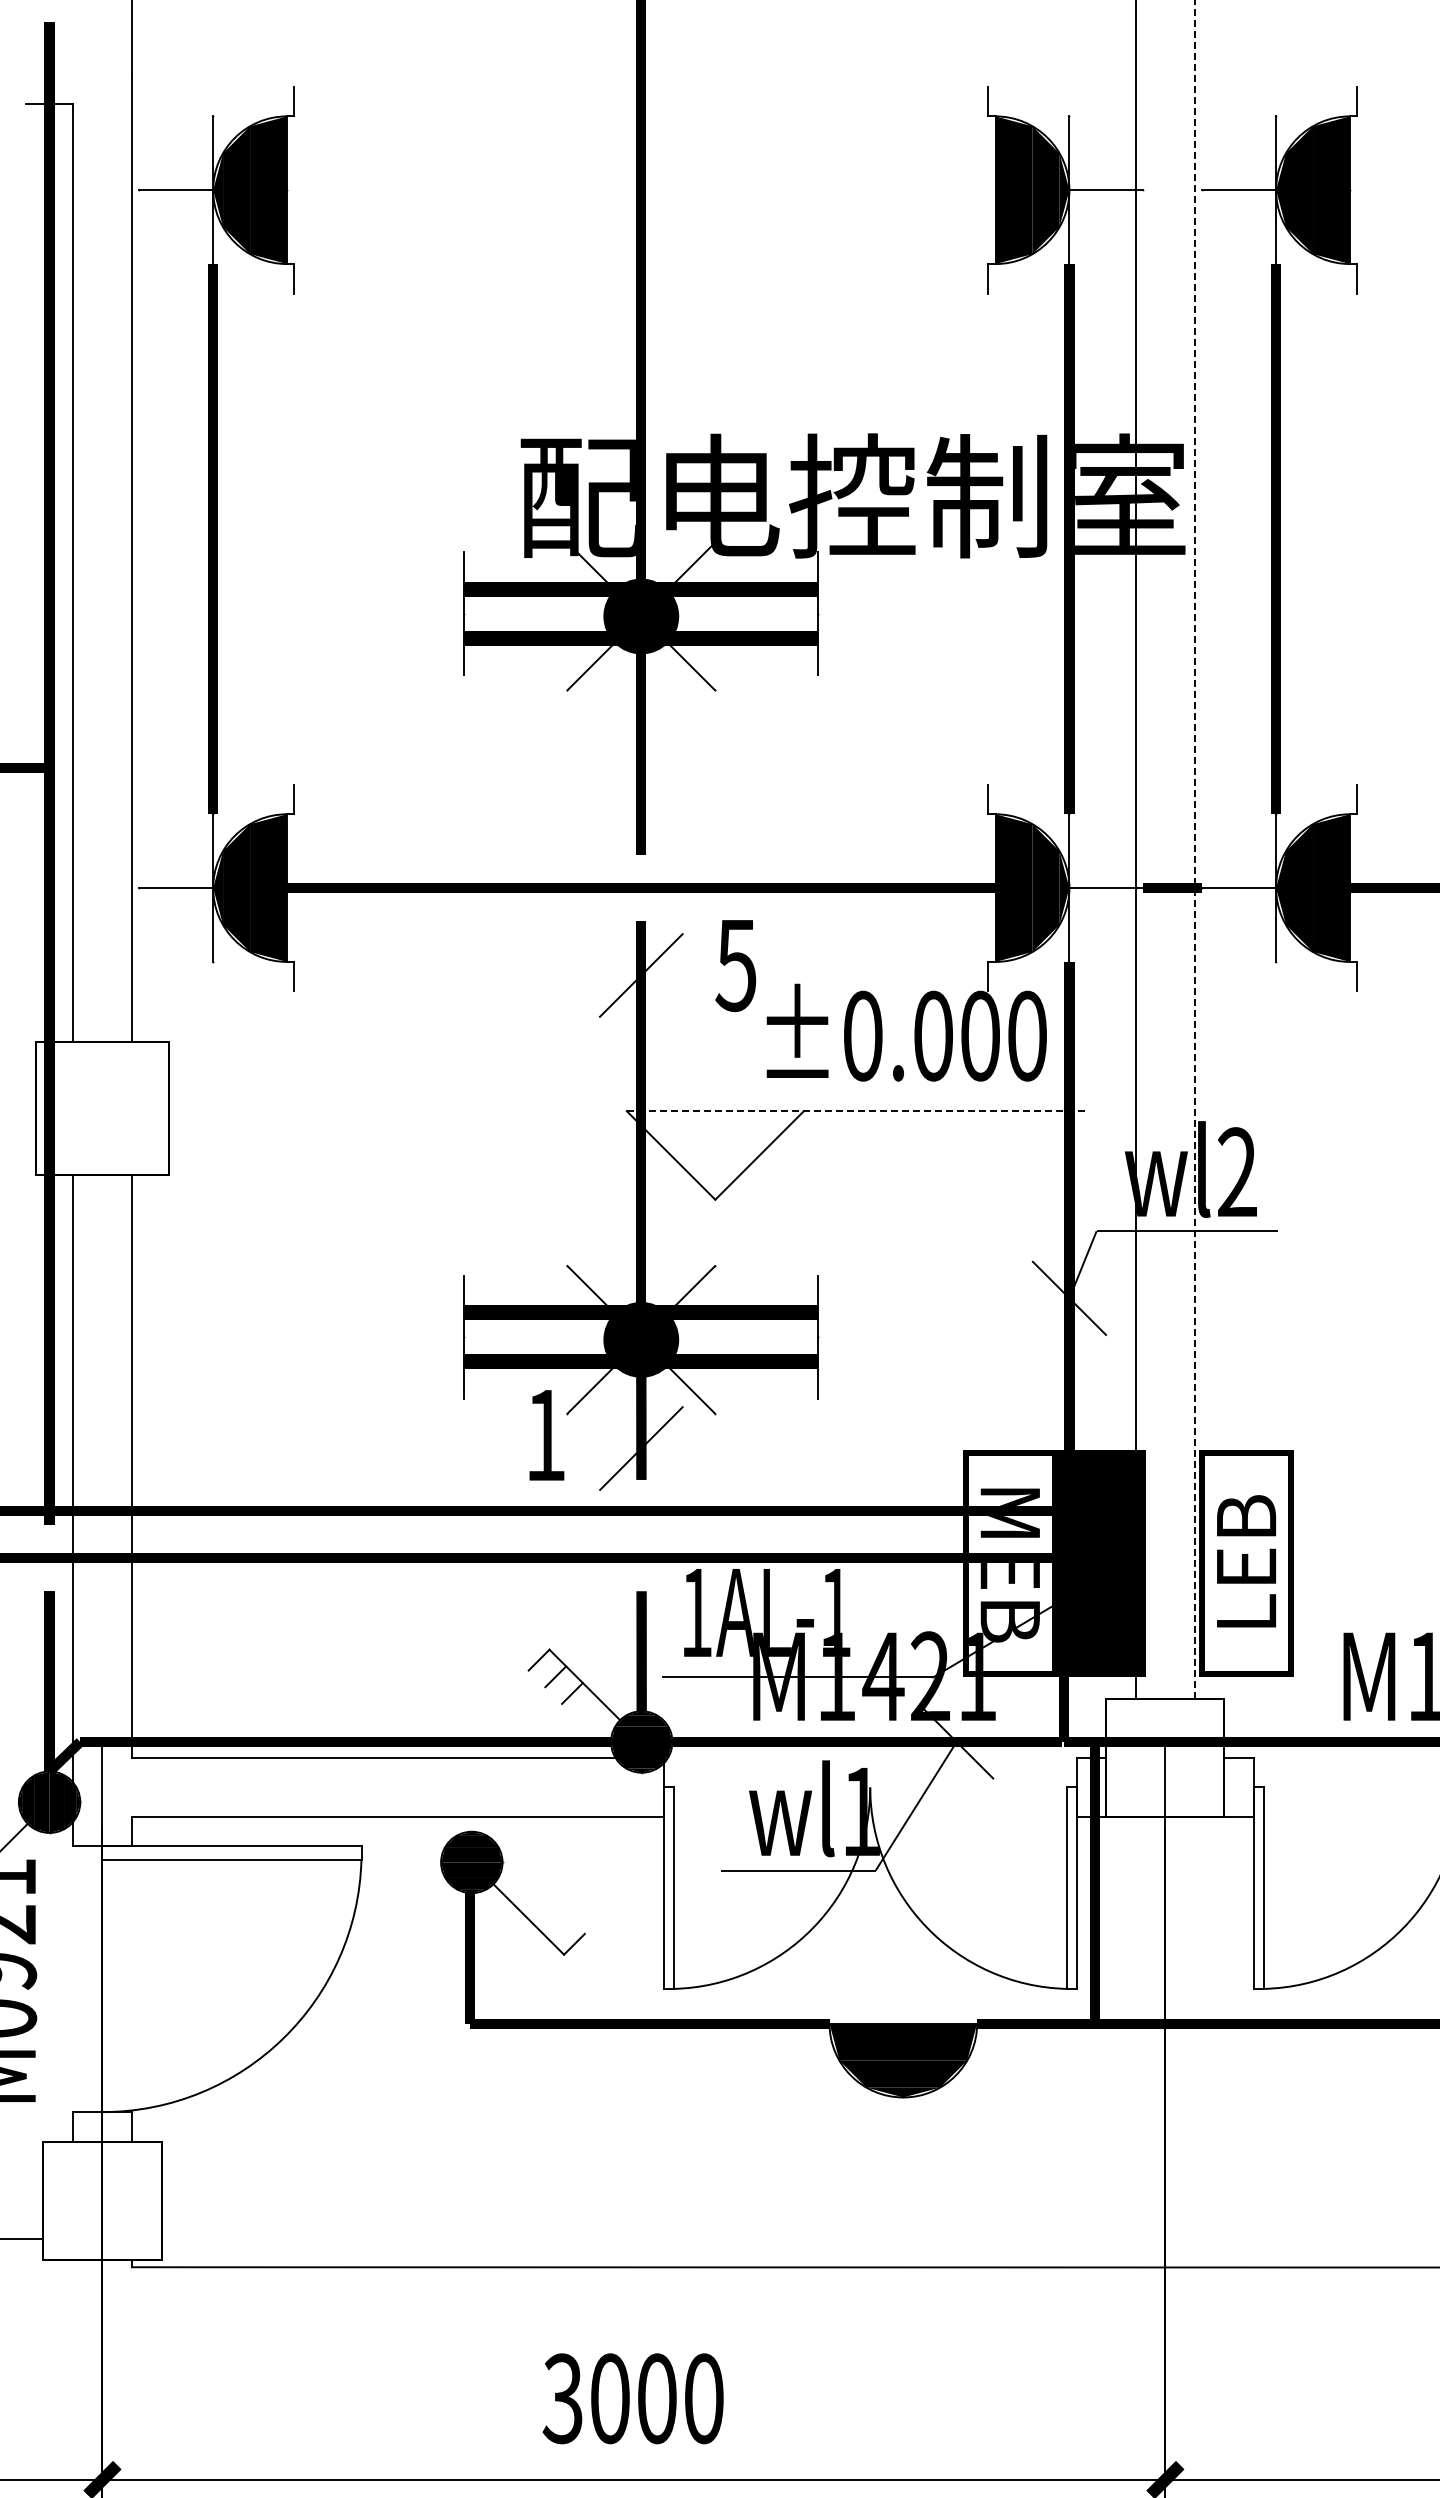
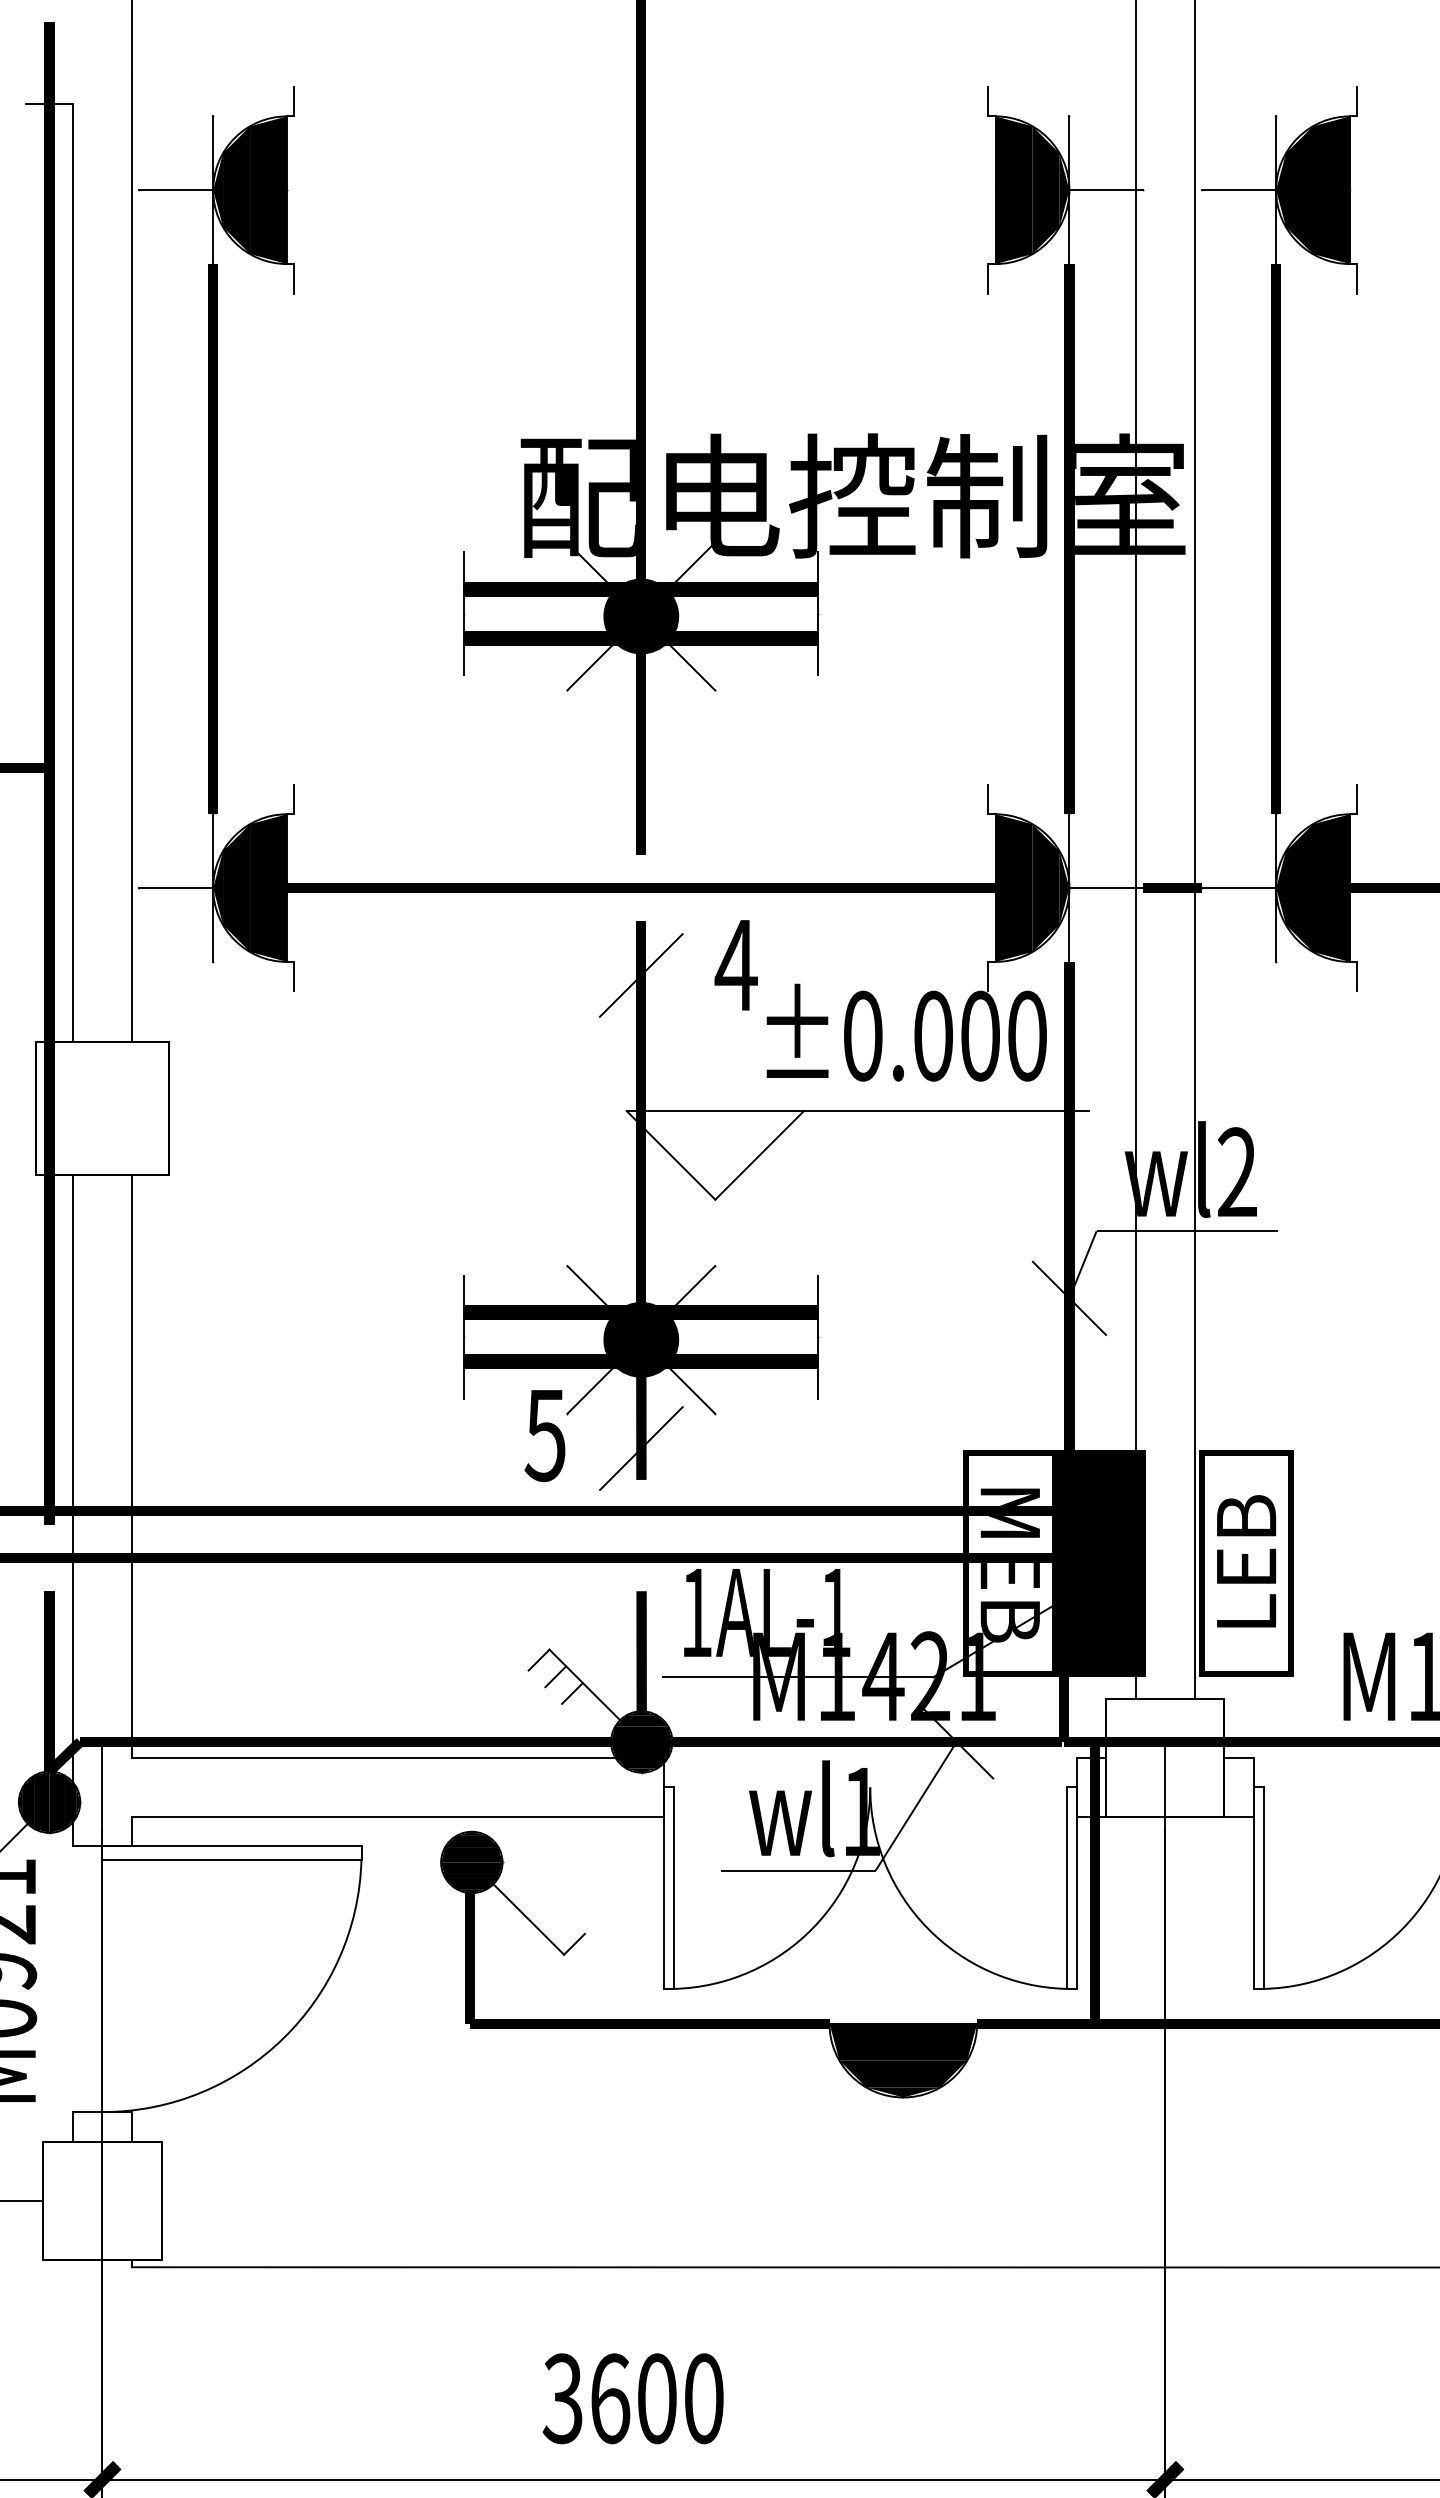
line: dashed -> solid (1194, 849)
text: 5 -> 4 (735, 966)
line: dashed -> solid (858, 1111)
text: 1 -> 5 (544, 1436)
line position: (22, 2238) -> (22, 2200) (22, 2200)
text: 3000 -> 3600 (610, 2398)
